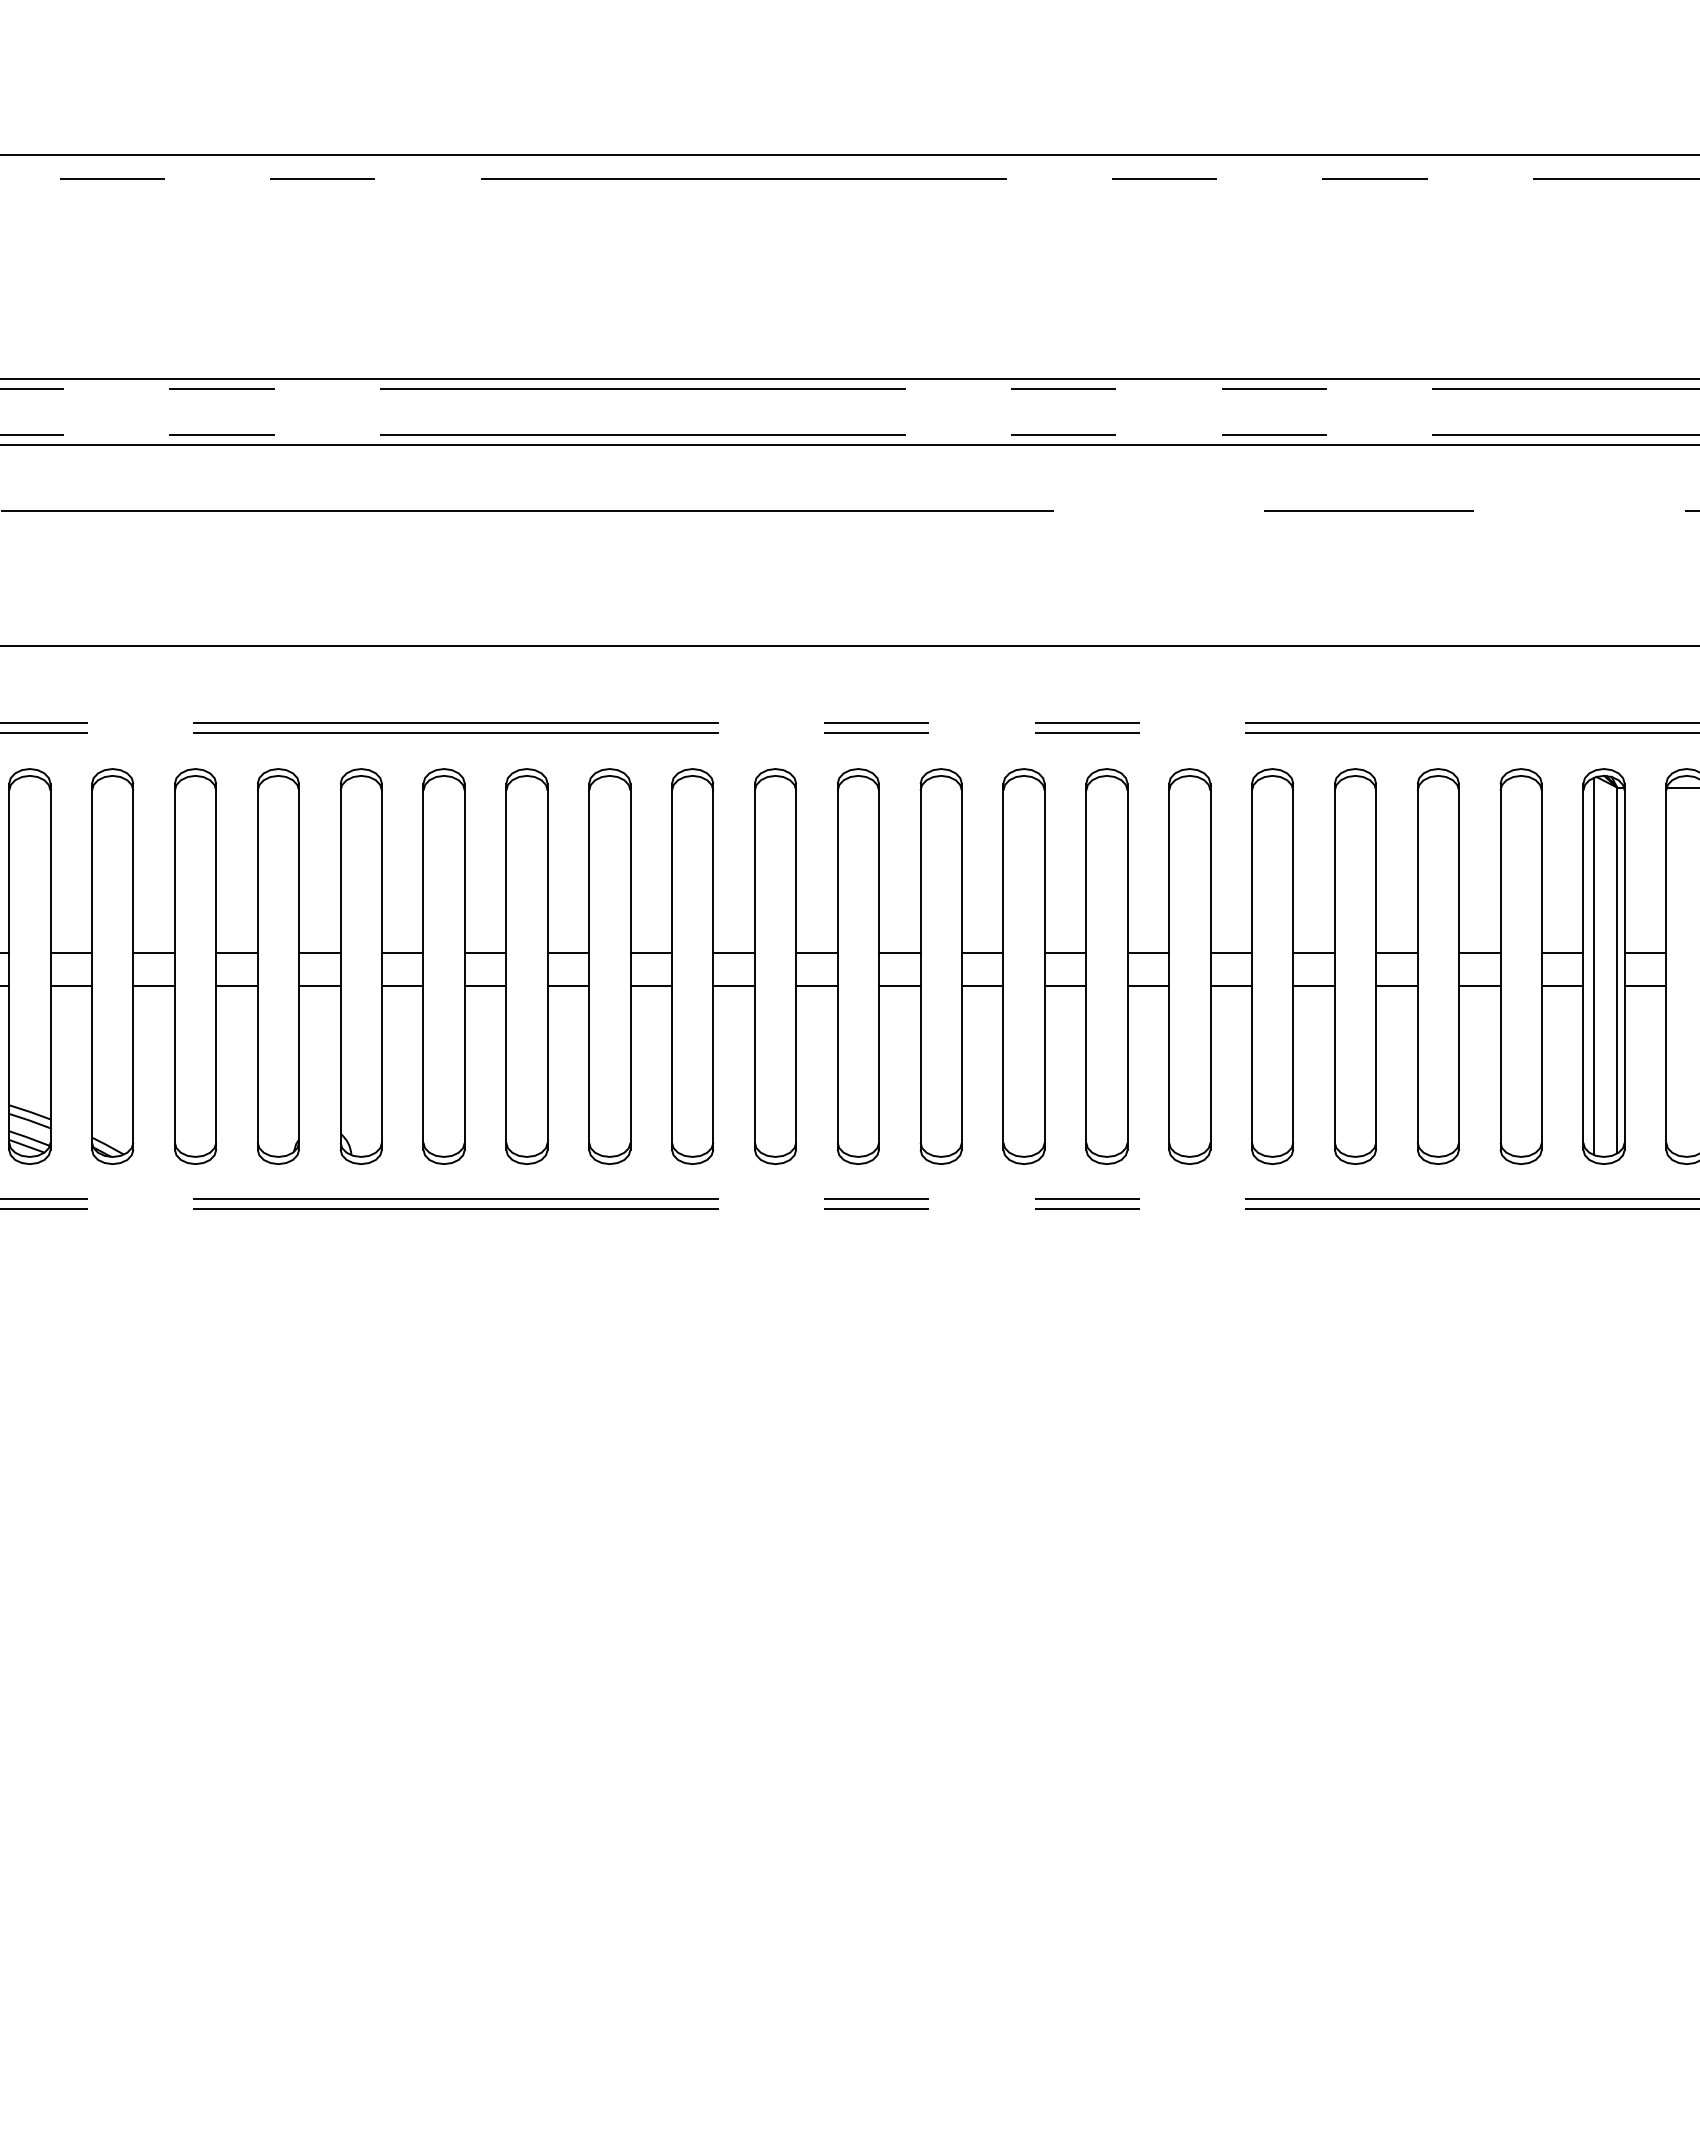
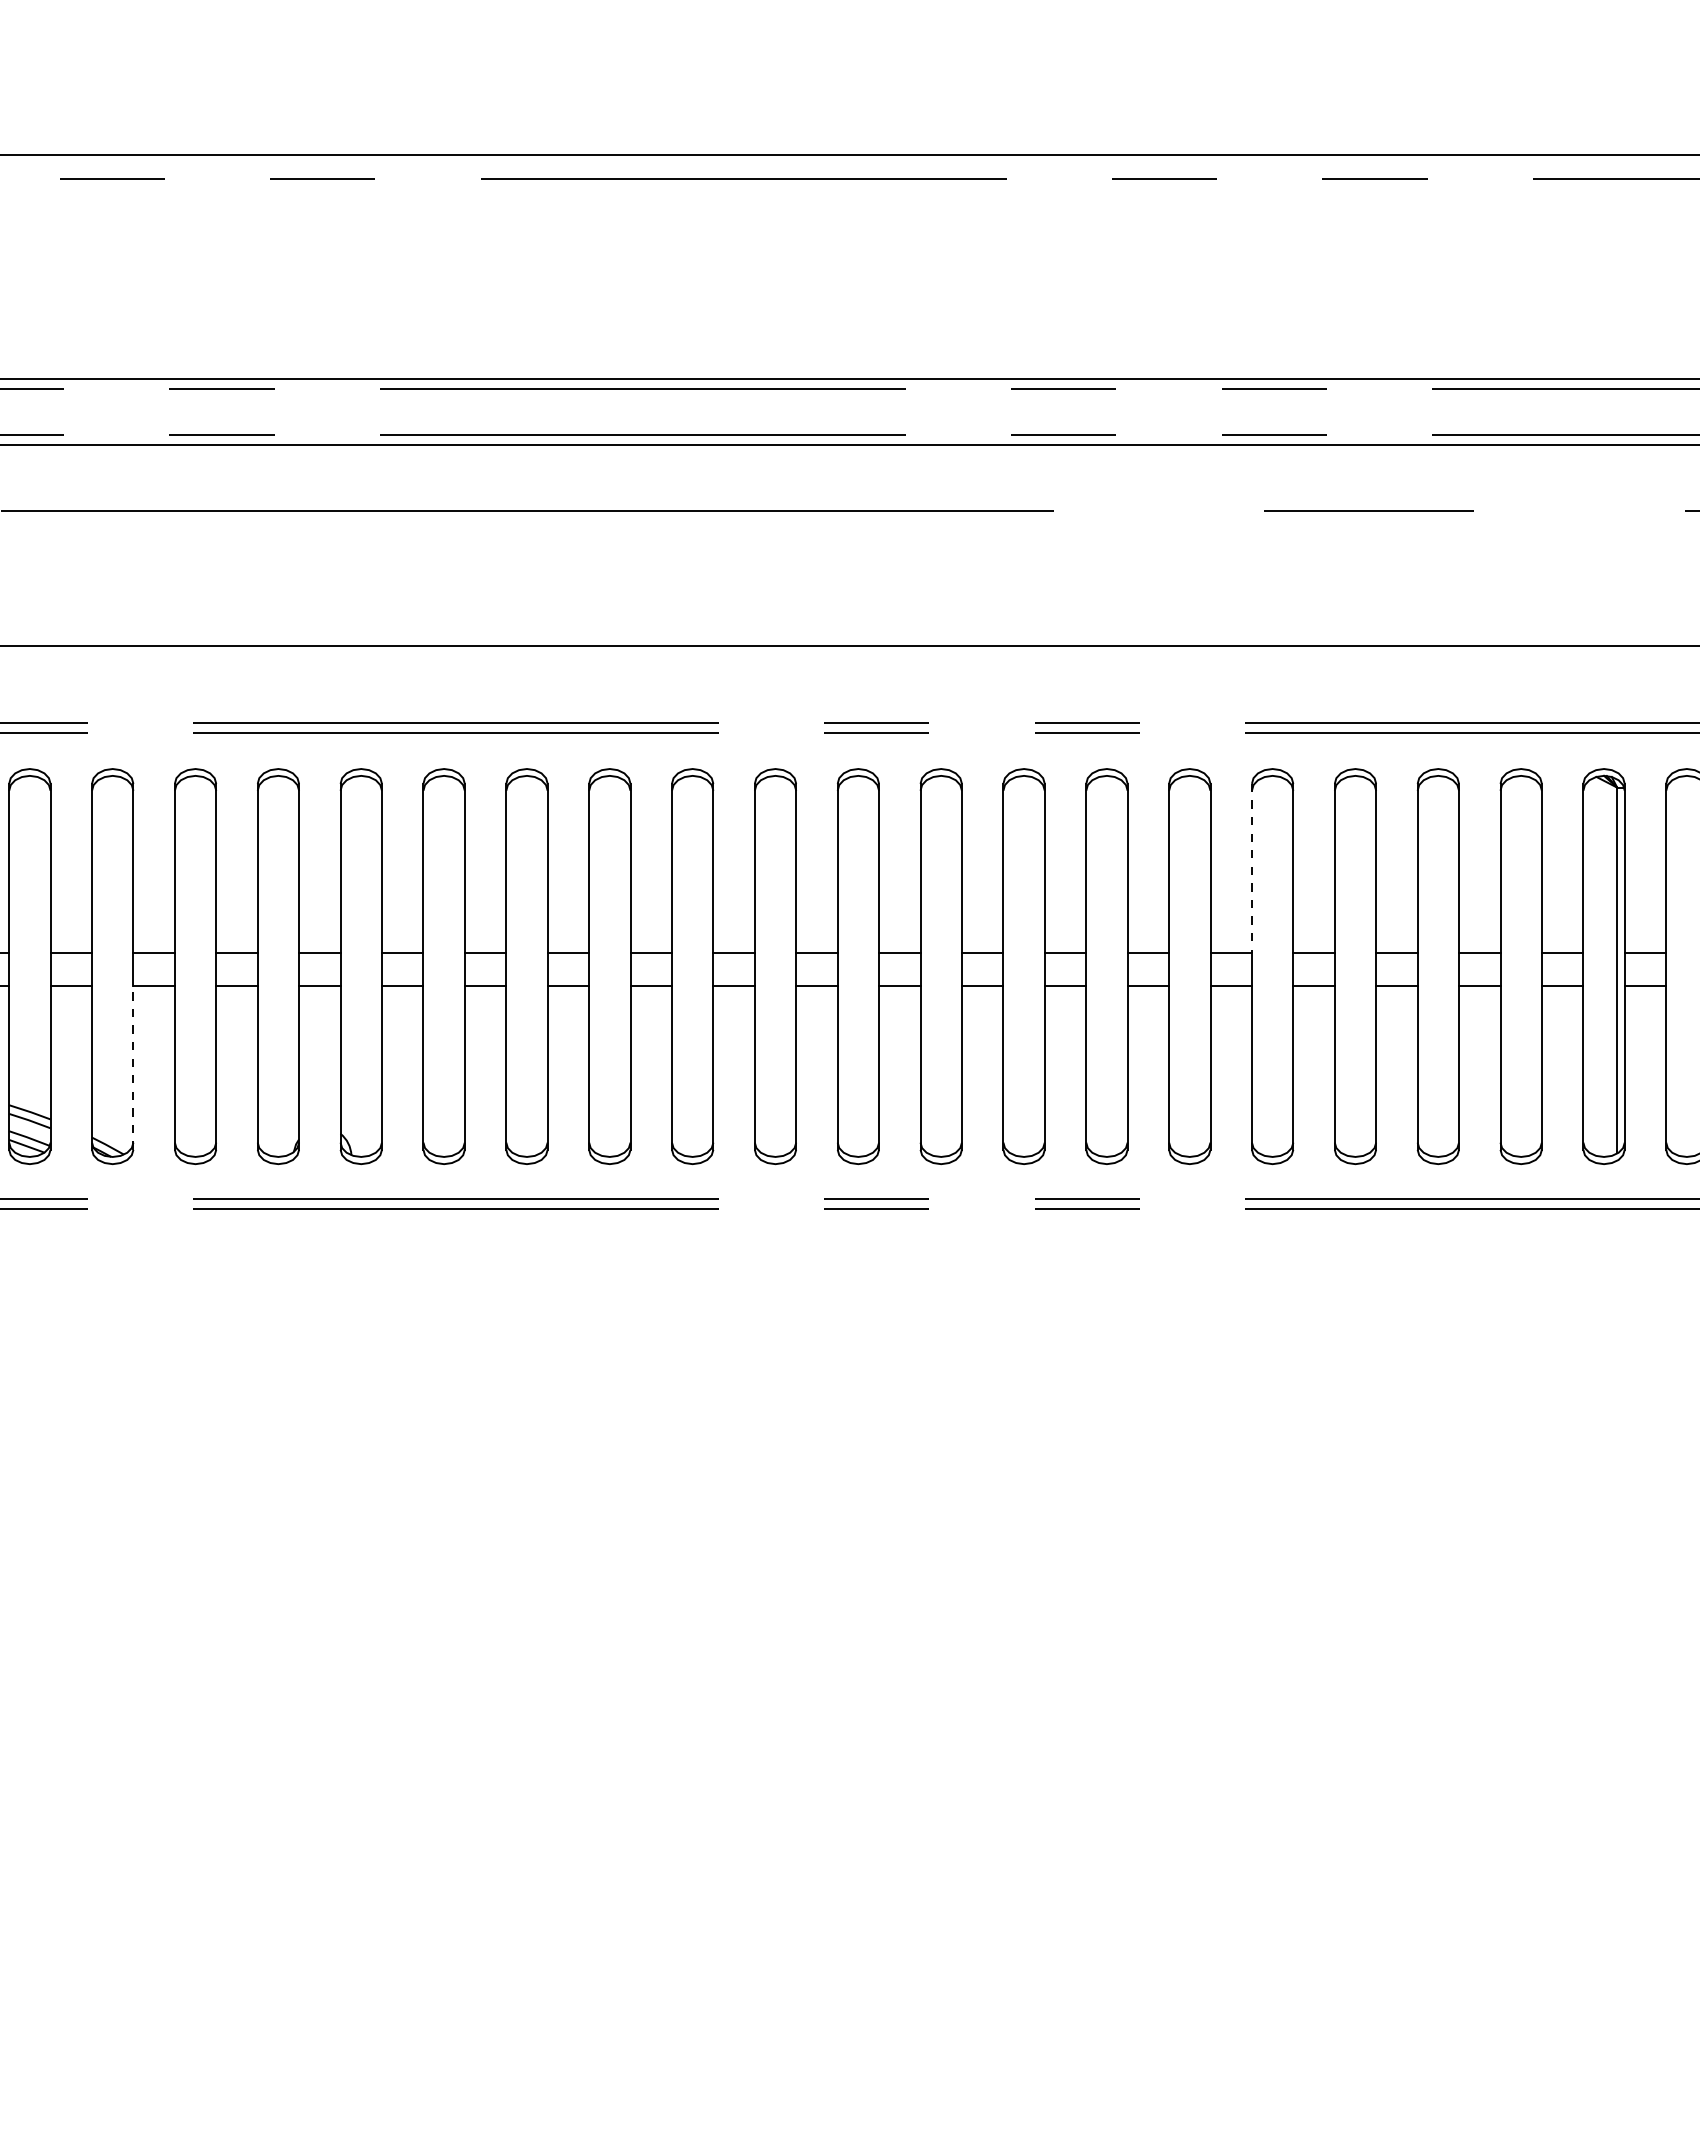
line: present -> none (1680, 787)
line: solid -> dashed (1251, 868)
line: present -> none (1593, 966)
line: solid -> dashed (133, 1068)
